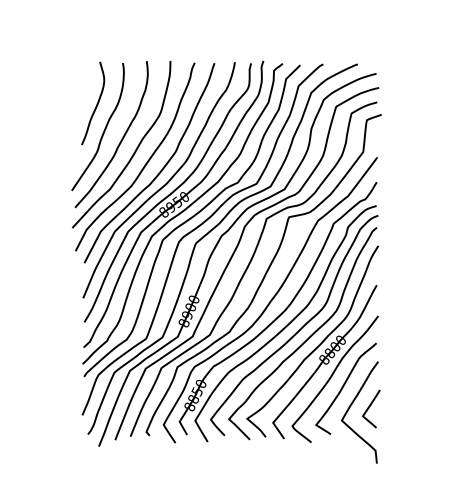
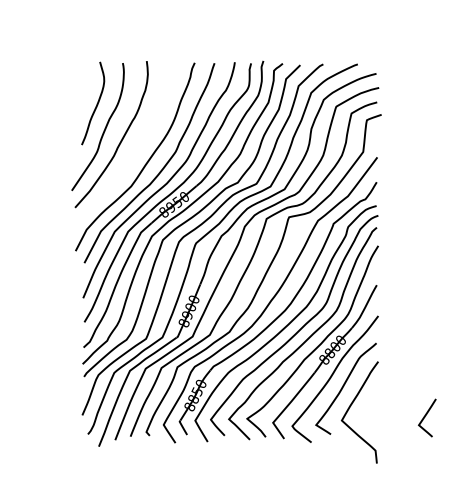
curve: present -> none (133, 152)
curve position: (369, 408) -> (425, 417) (425, 417)
